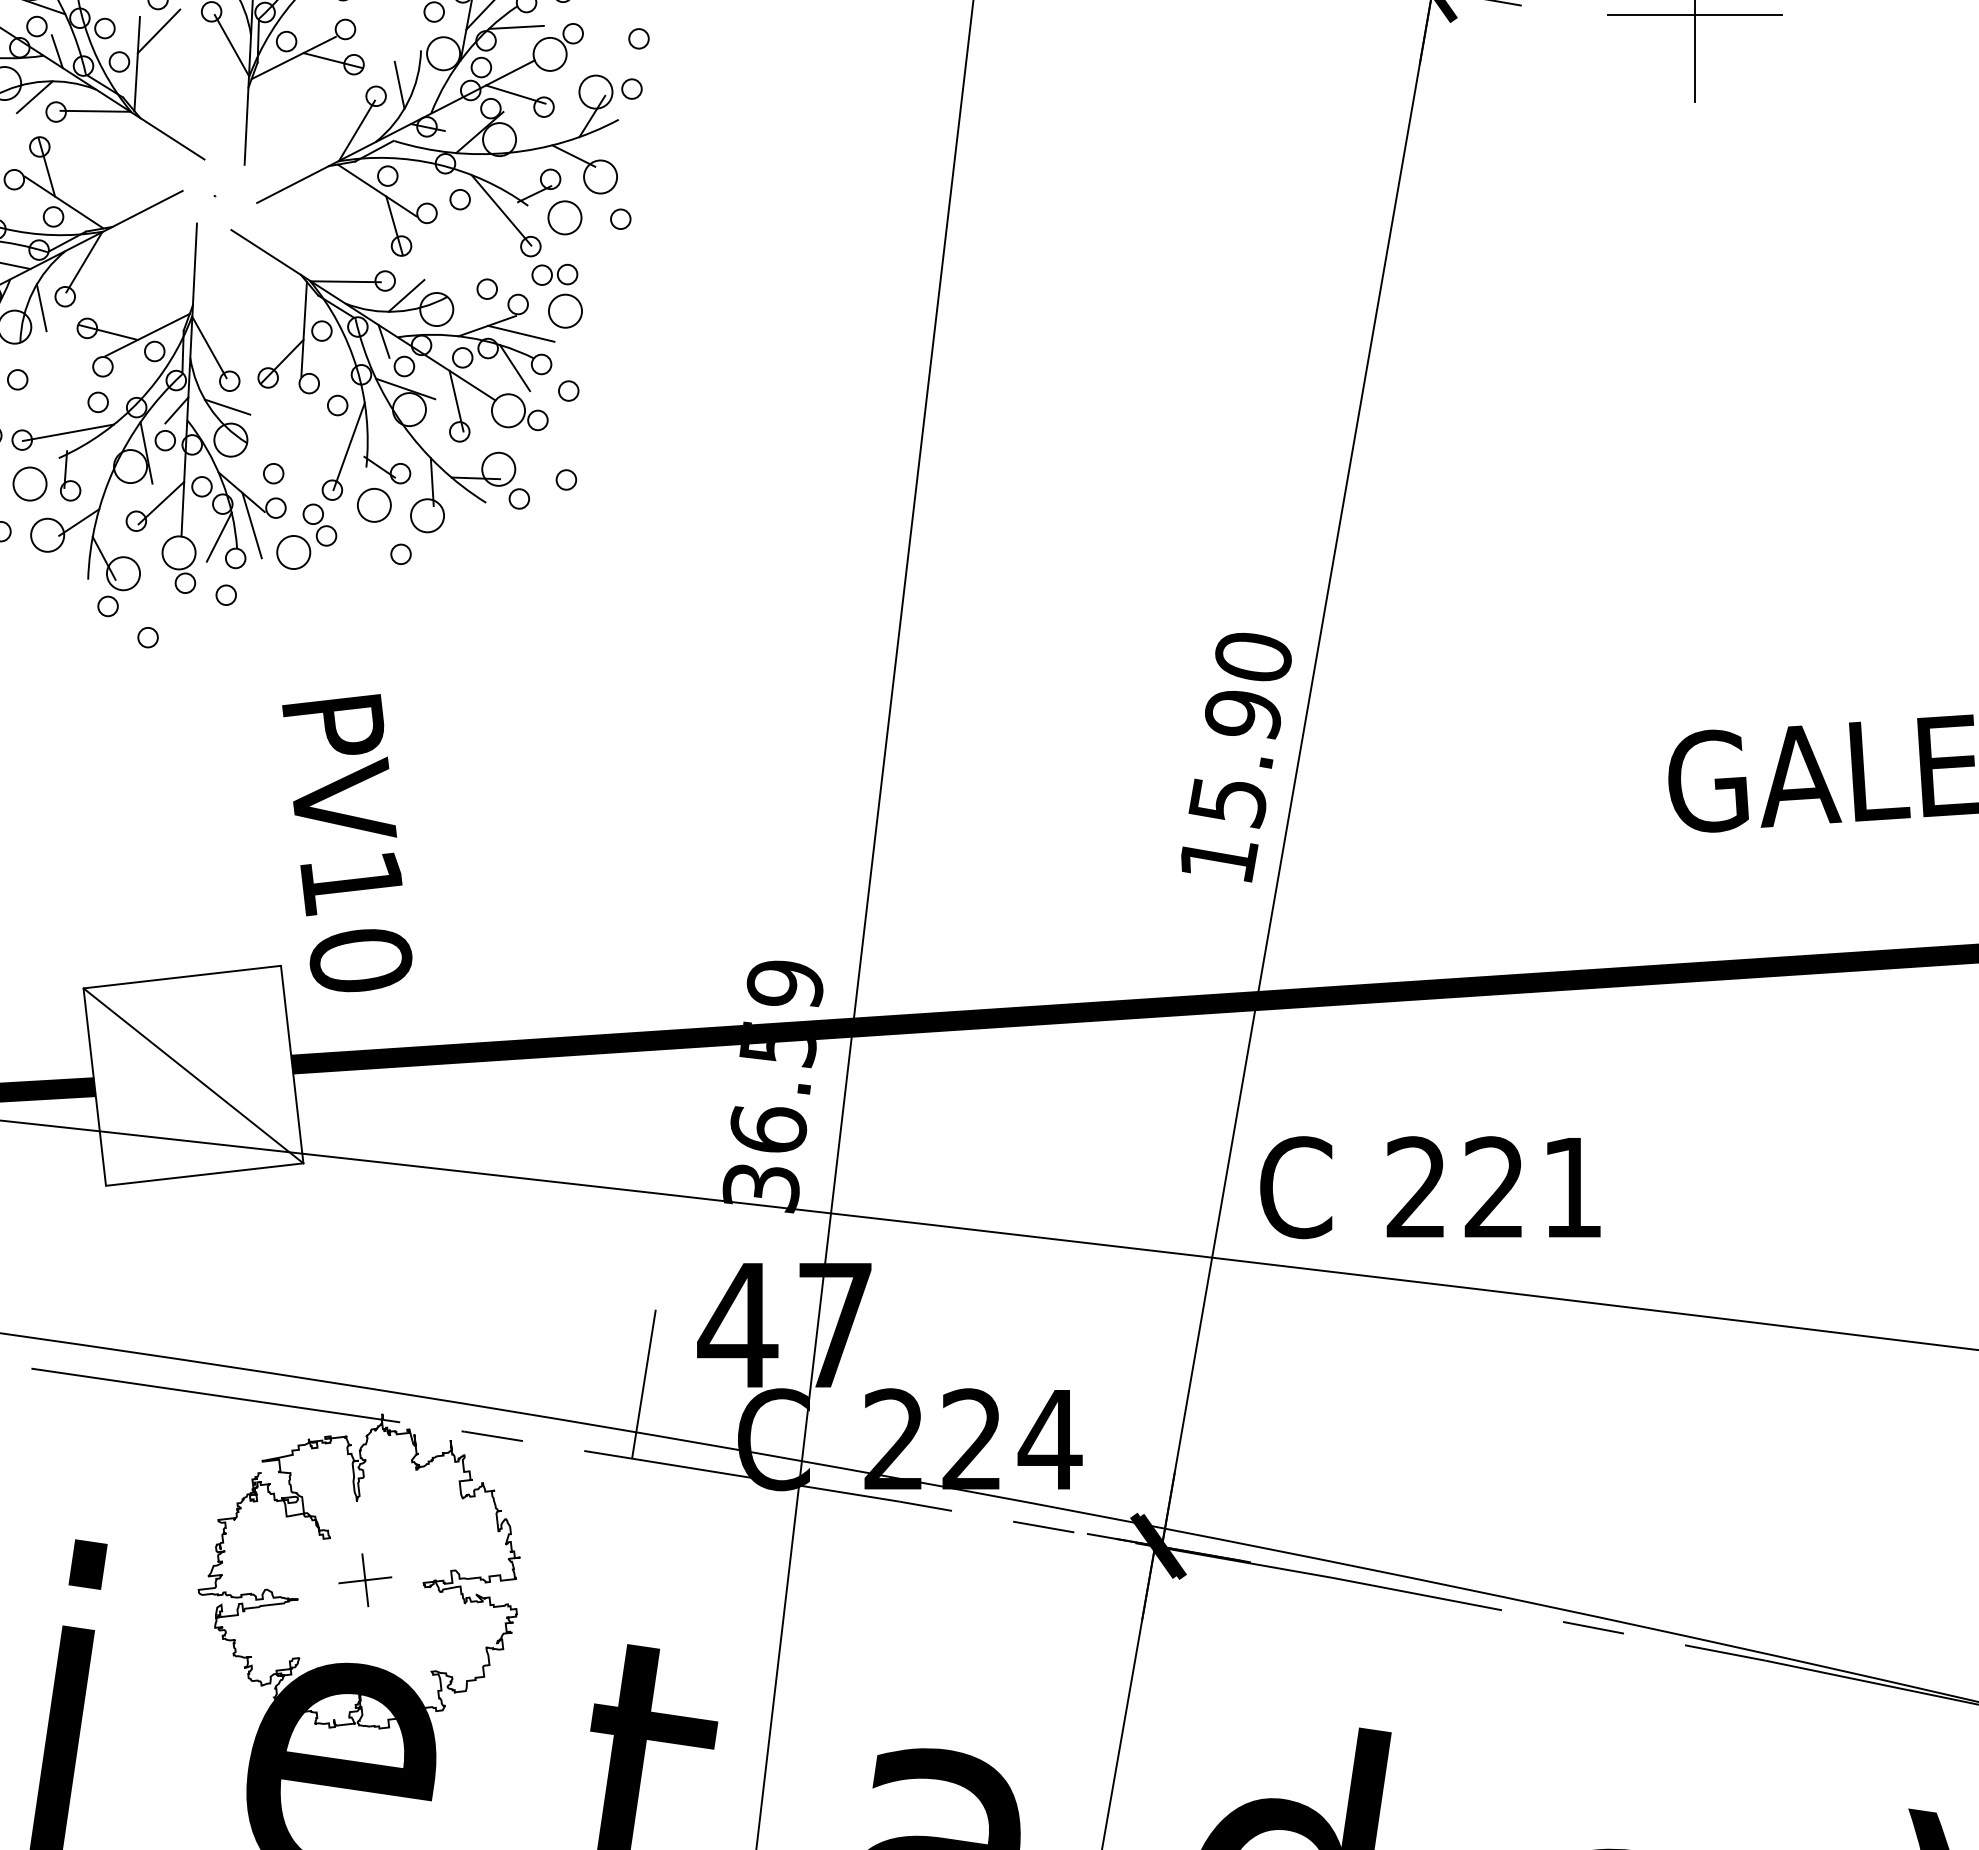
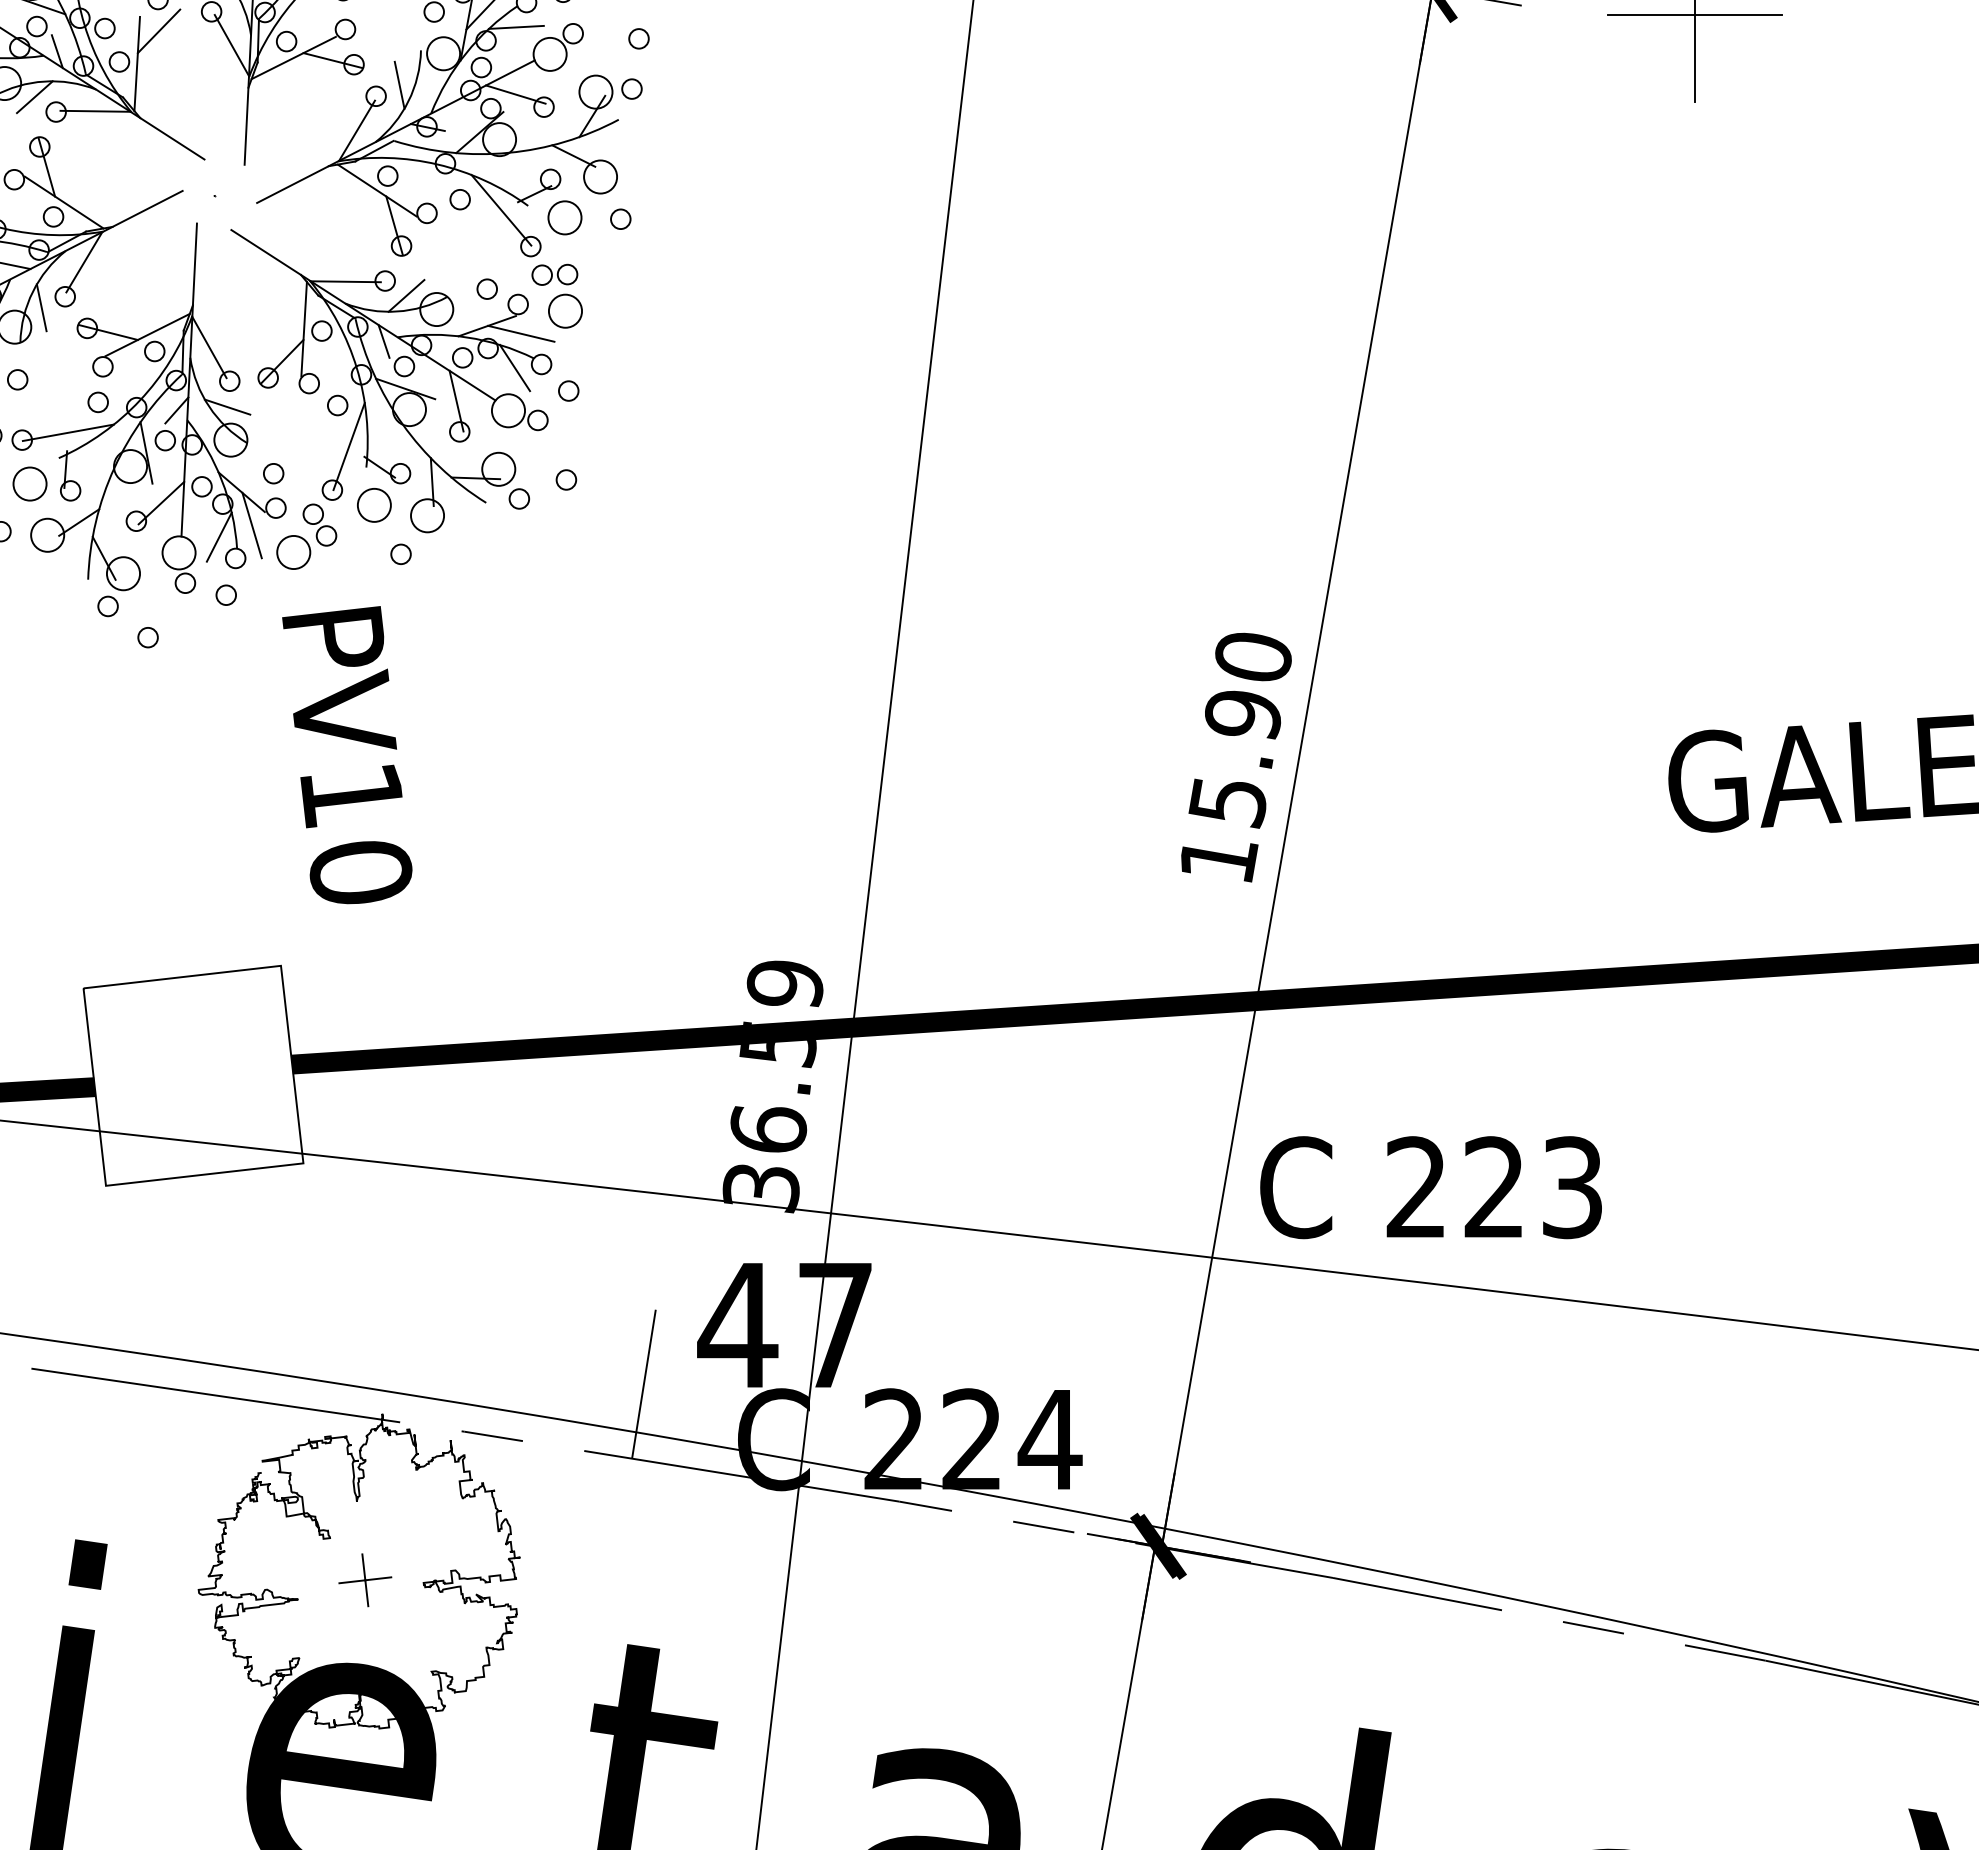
text position: (347, 843) -> (347, 755) (347, 755)
line: present -> none (193, 1075)
text: 221 -> 223 (1572, 1187)
